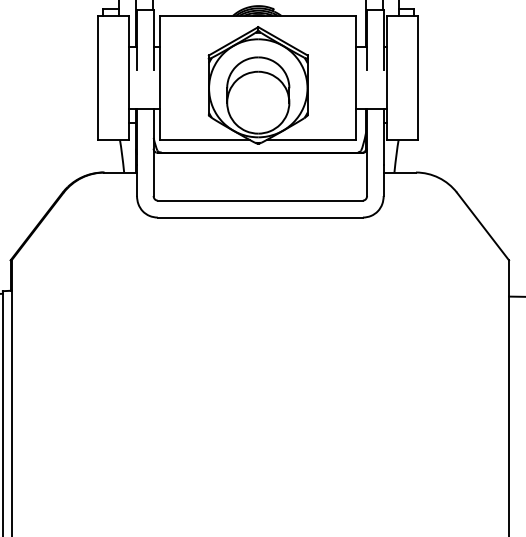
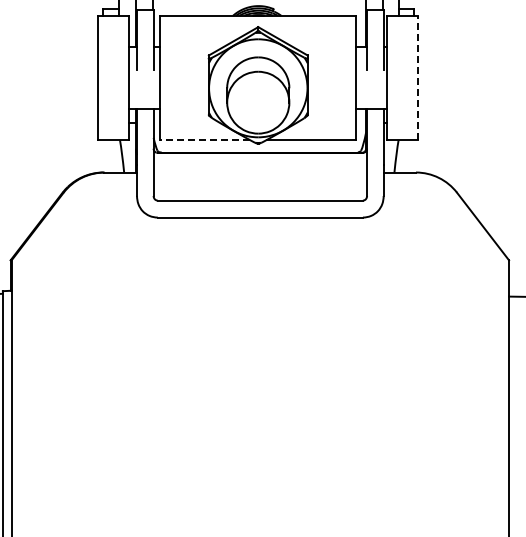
line: solid -> dashed (418, 77)
line: solid -> dashed (205, 140)
